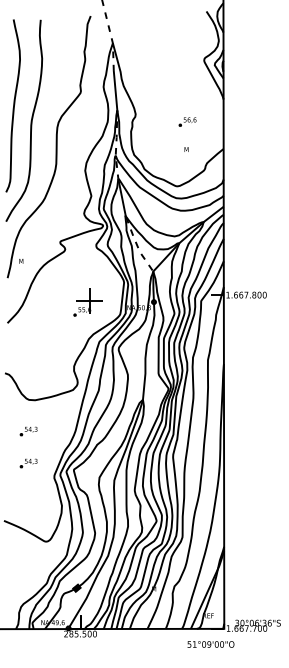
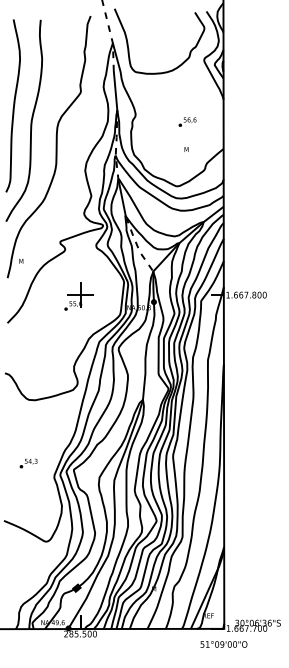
curve: none -> present (168, 70)
part position: (87, 302) -> (78, 296) (78, 296)
part: present -> none (28, 431)
text position: (210, 644) -> (223, 644) (223, 644)
